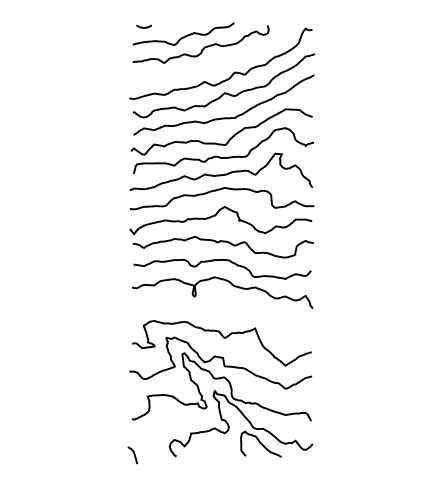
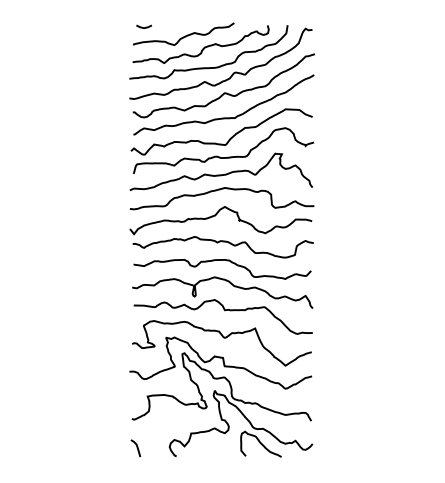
curve: none -> present (208, 67)
curve: none -> present (224, 311)
curve position: (133, 454) -> (136, 447) (136, 447)
